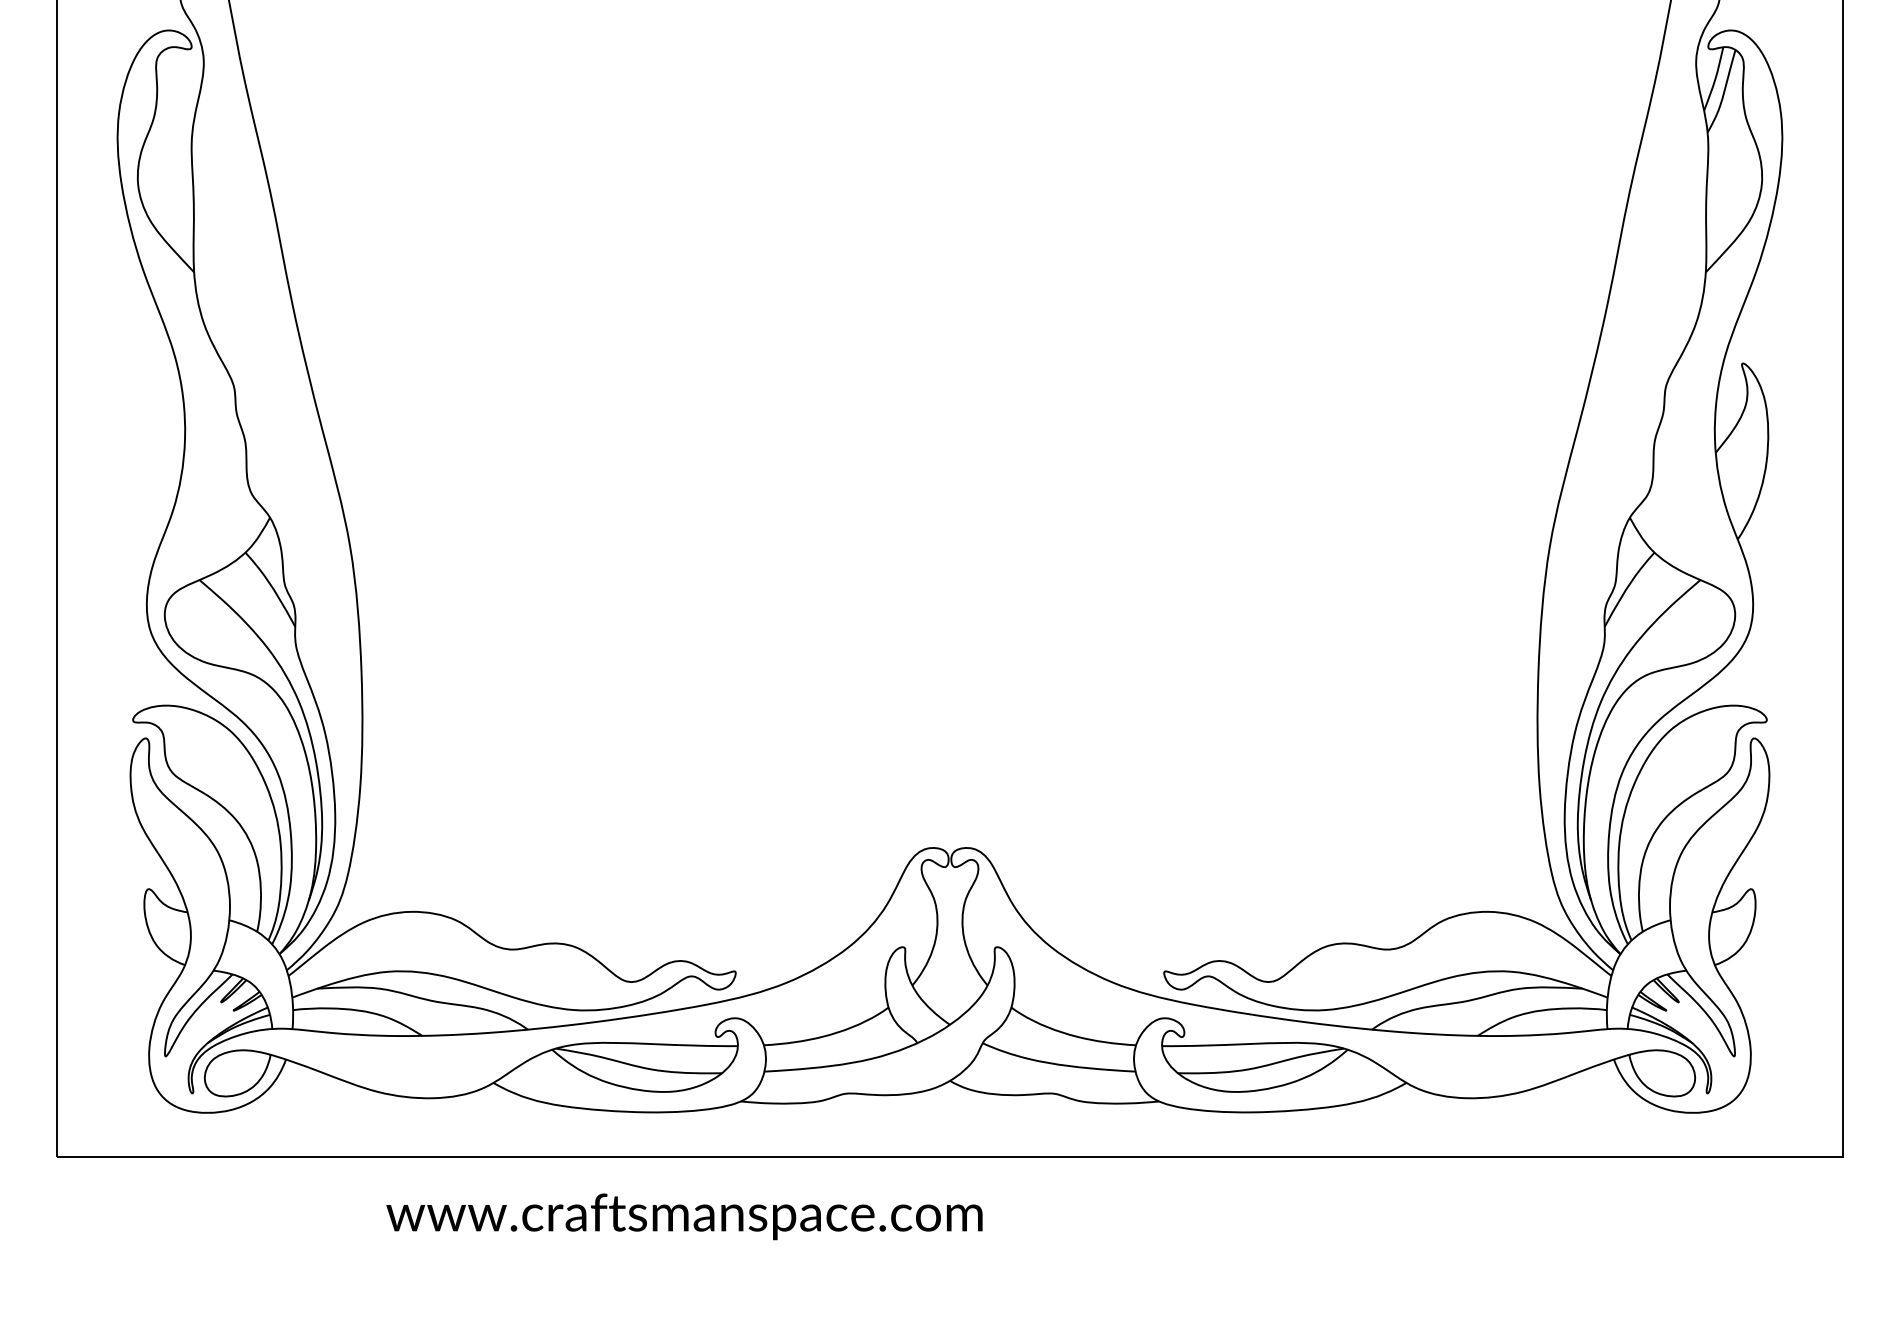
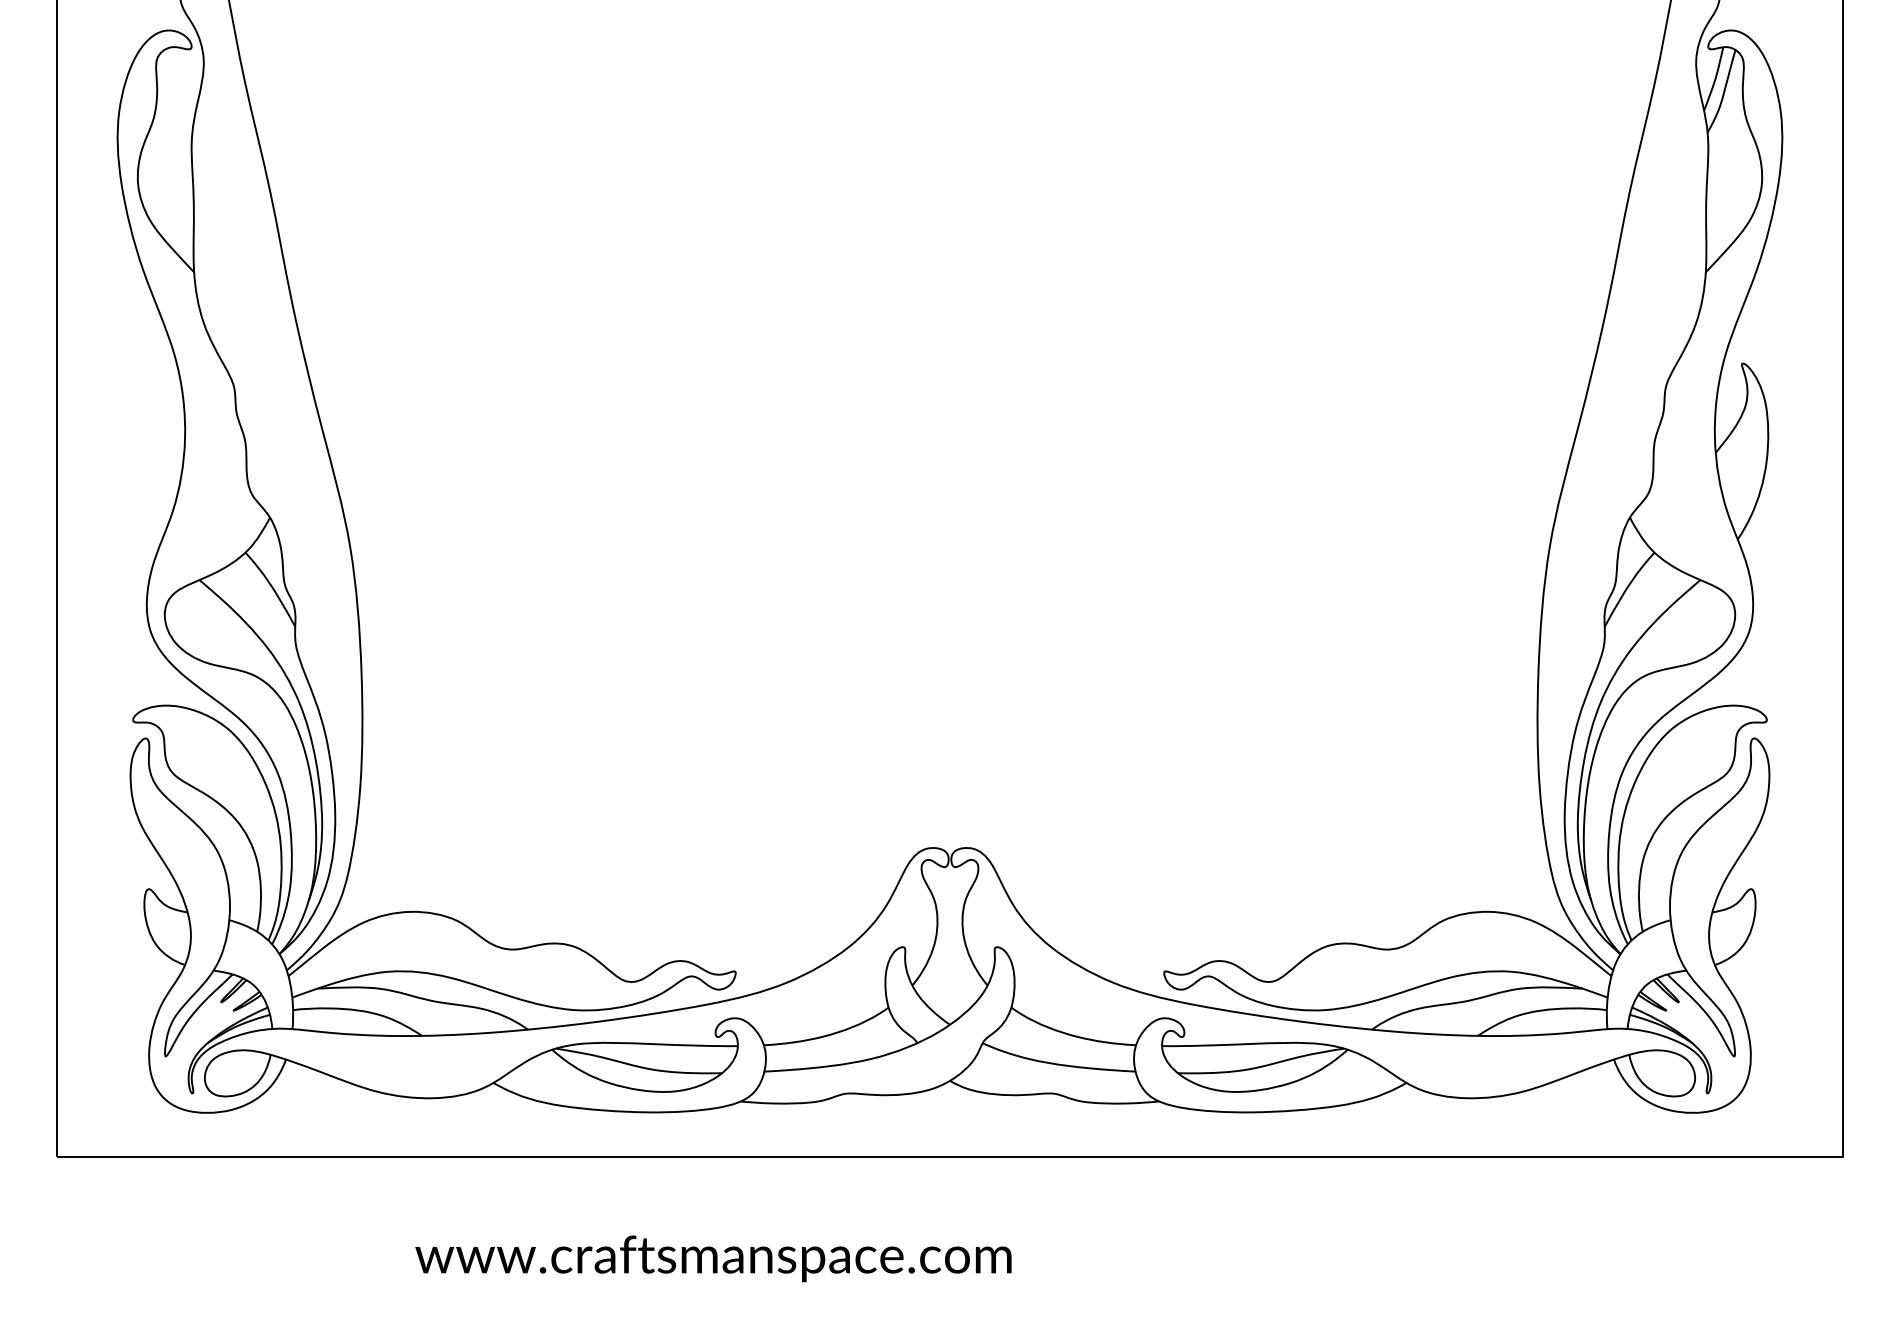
text position: (684, 1216) -> (713, 1258) (713, 1258)
